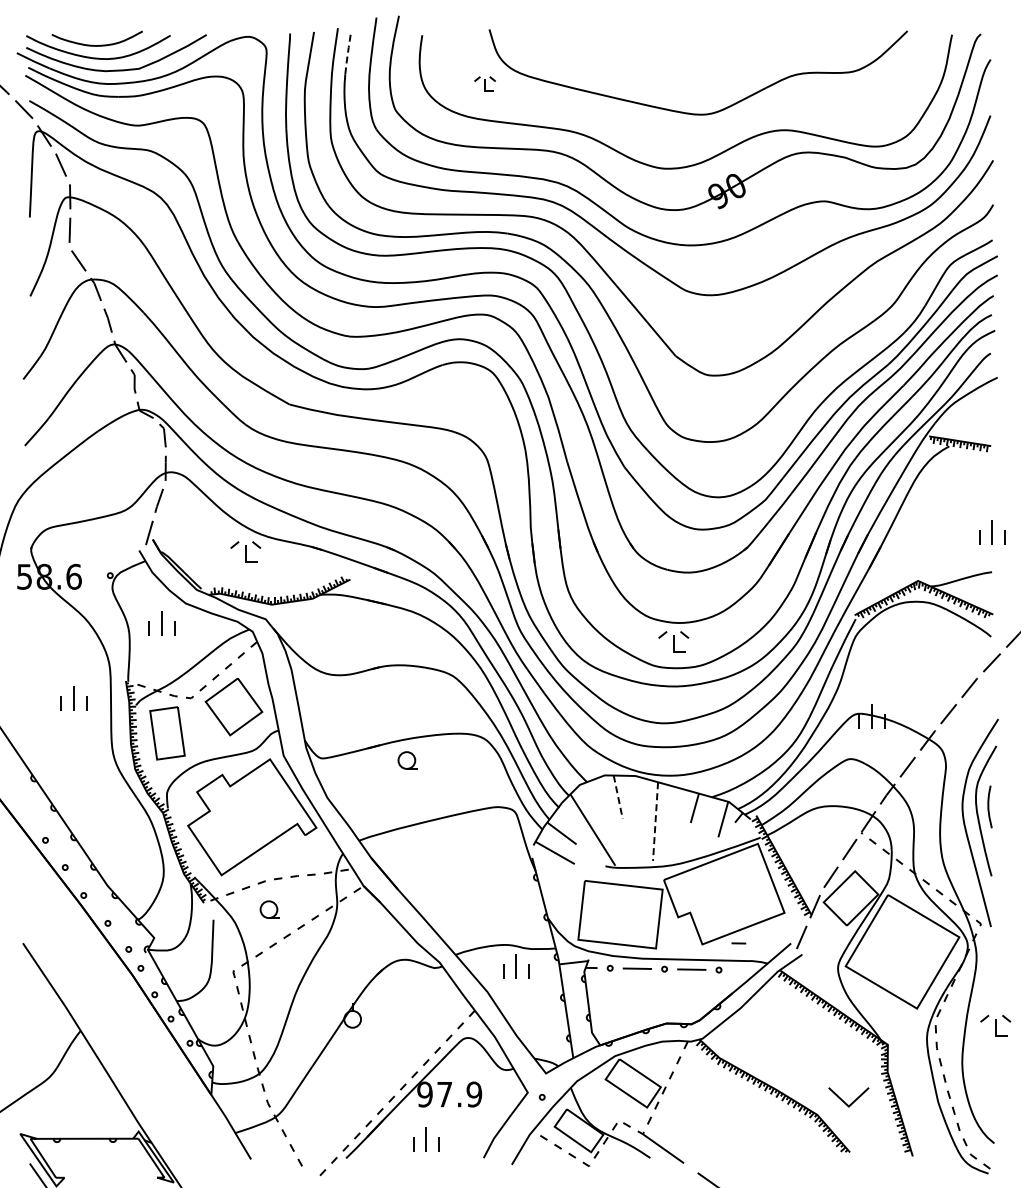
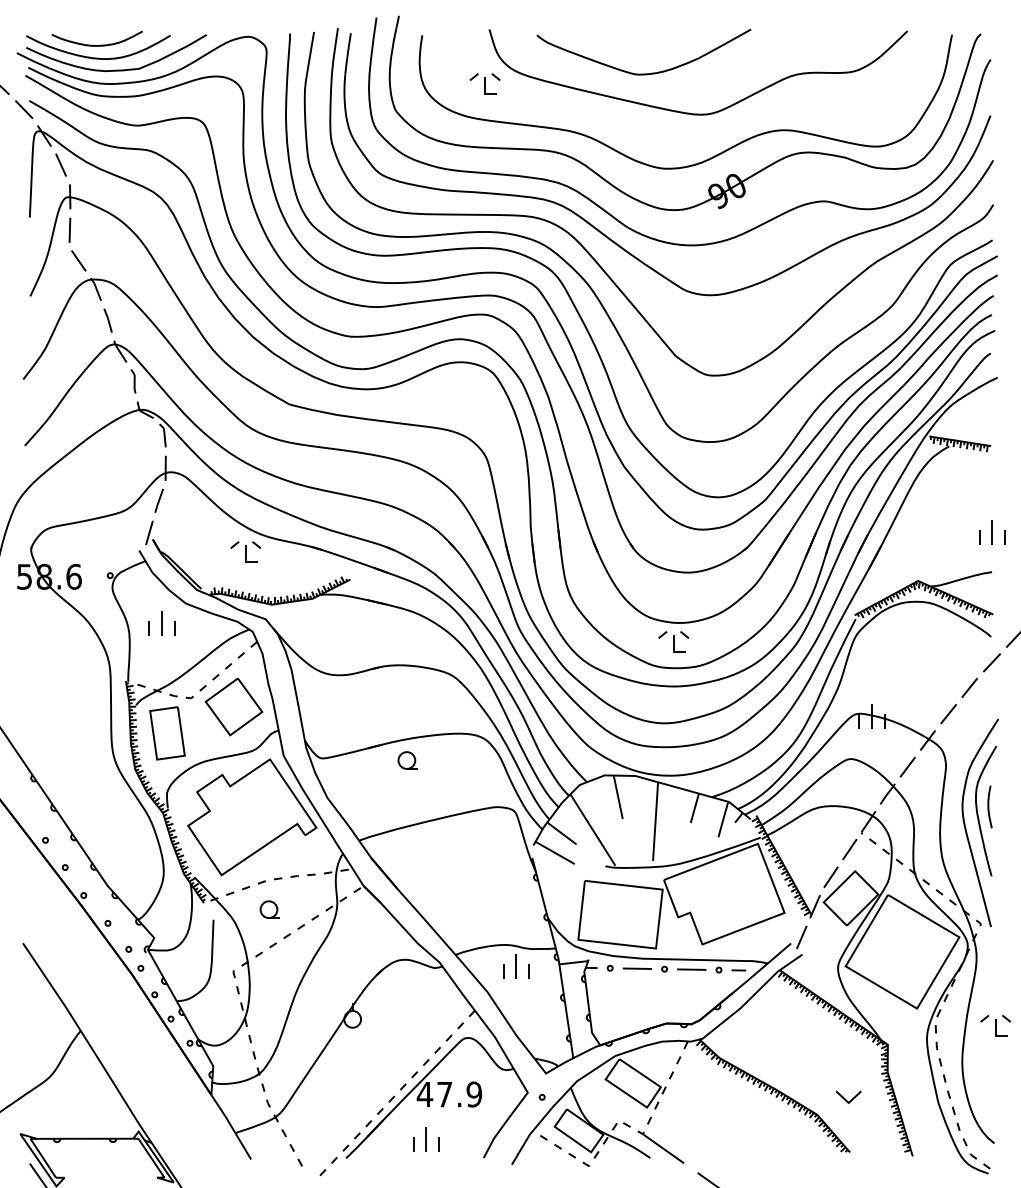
line: dashed -> solid (347, 53)
part: none -> present (643, 73)
part size: 22x16 px -> 32x22 px (484, 83)
part: present -> none (73, 698)
line: dashed -> solid (618, 797)
line: dashed -> solid (655, 822)
line position: (738, 943) -> (738, 970) (738, 970)
text: 97.9 -> 47.9 (424, 1094)
part size: 42x21 px -> 27x14 px (848, 1096)
